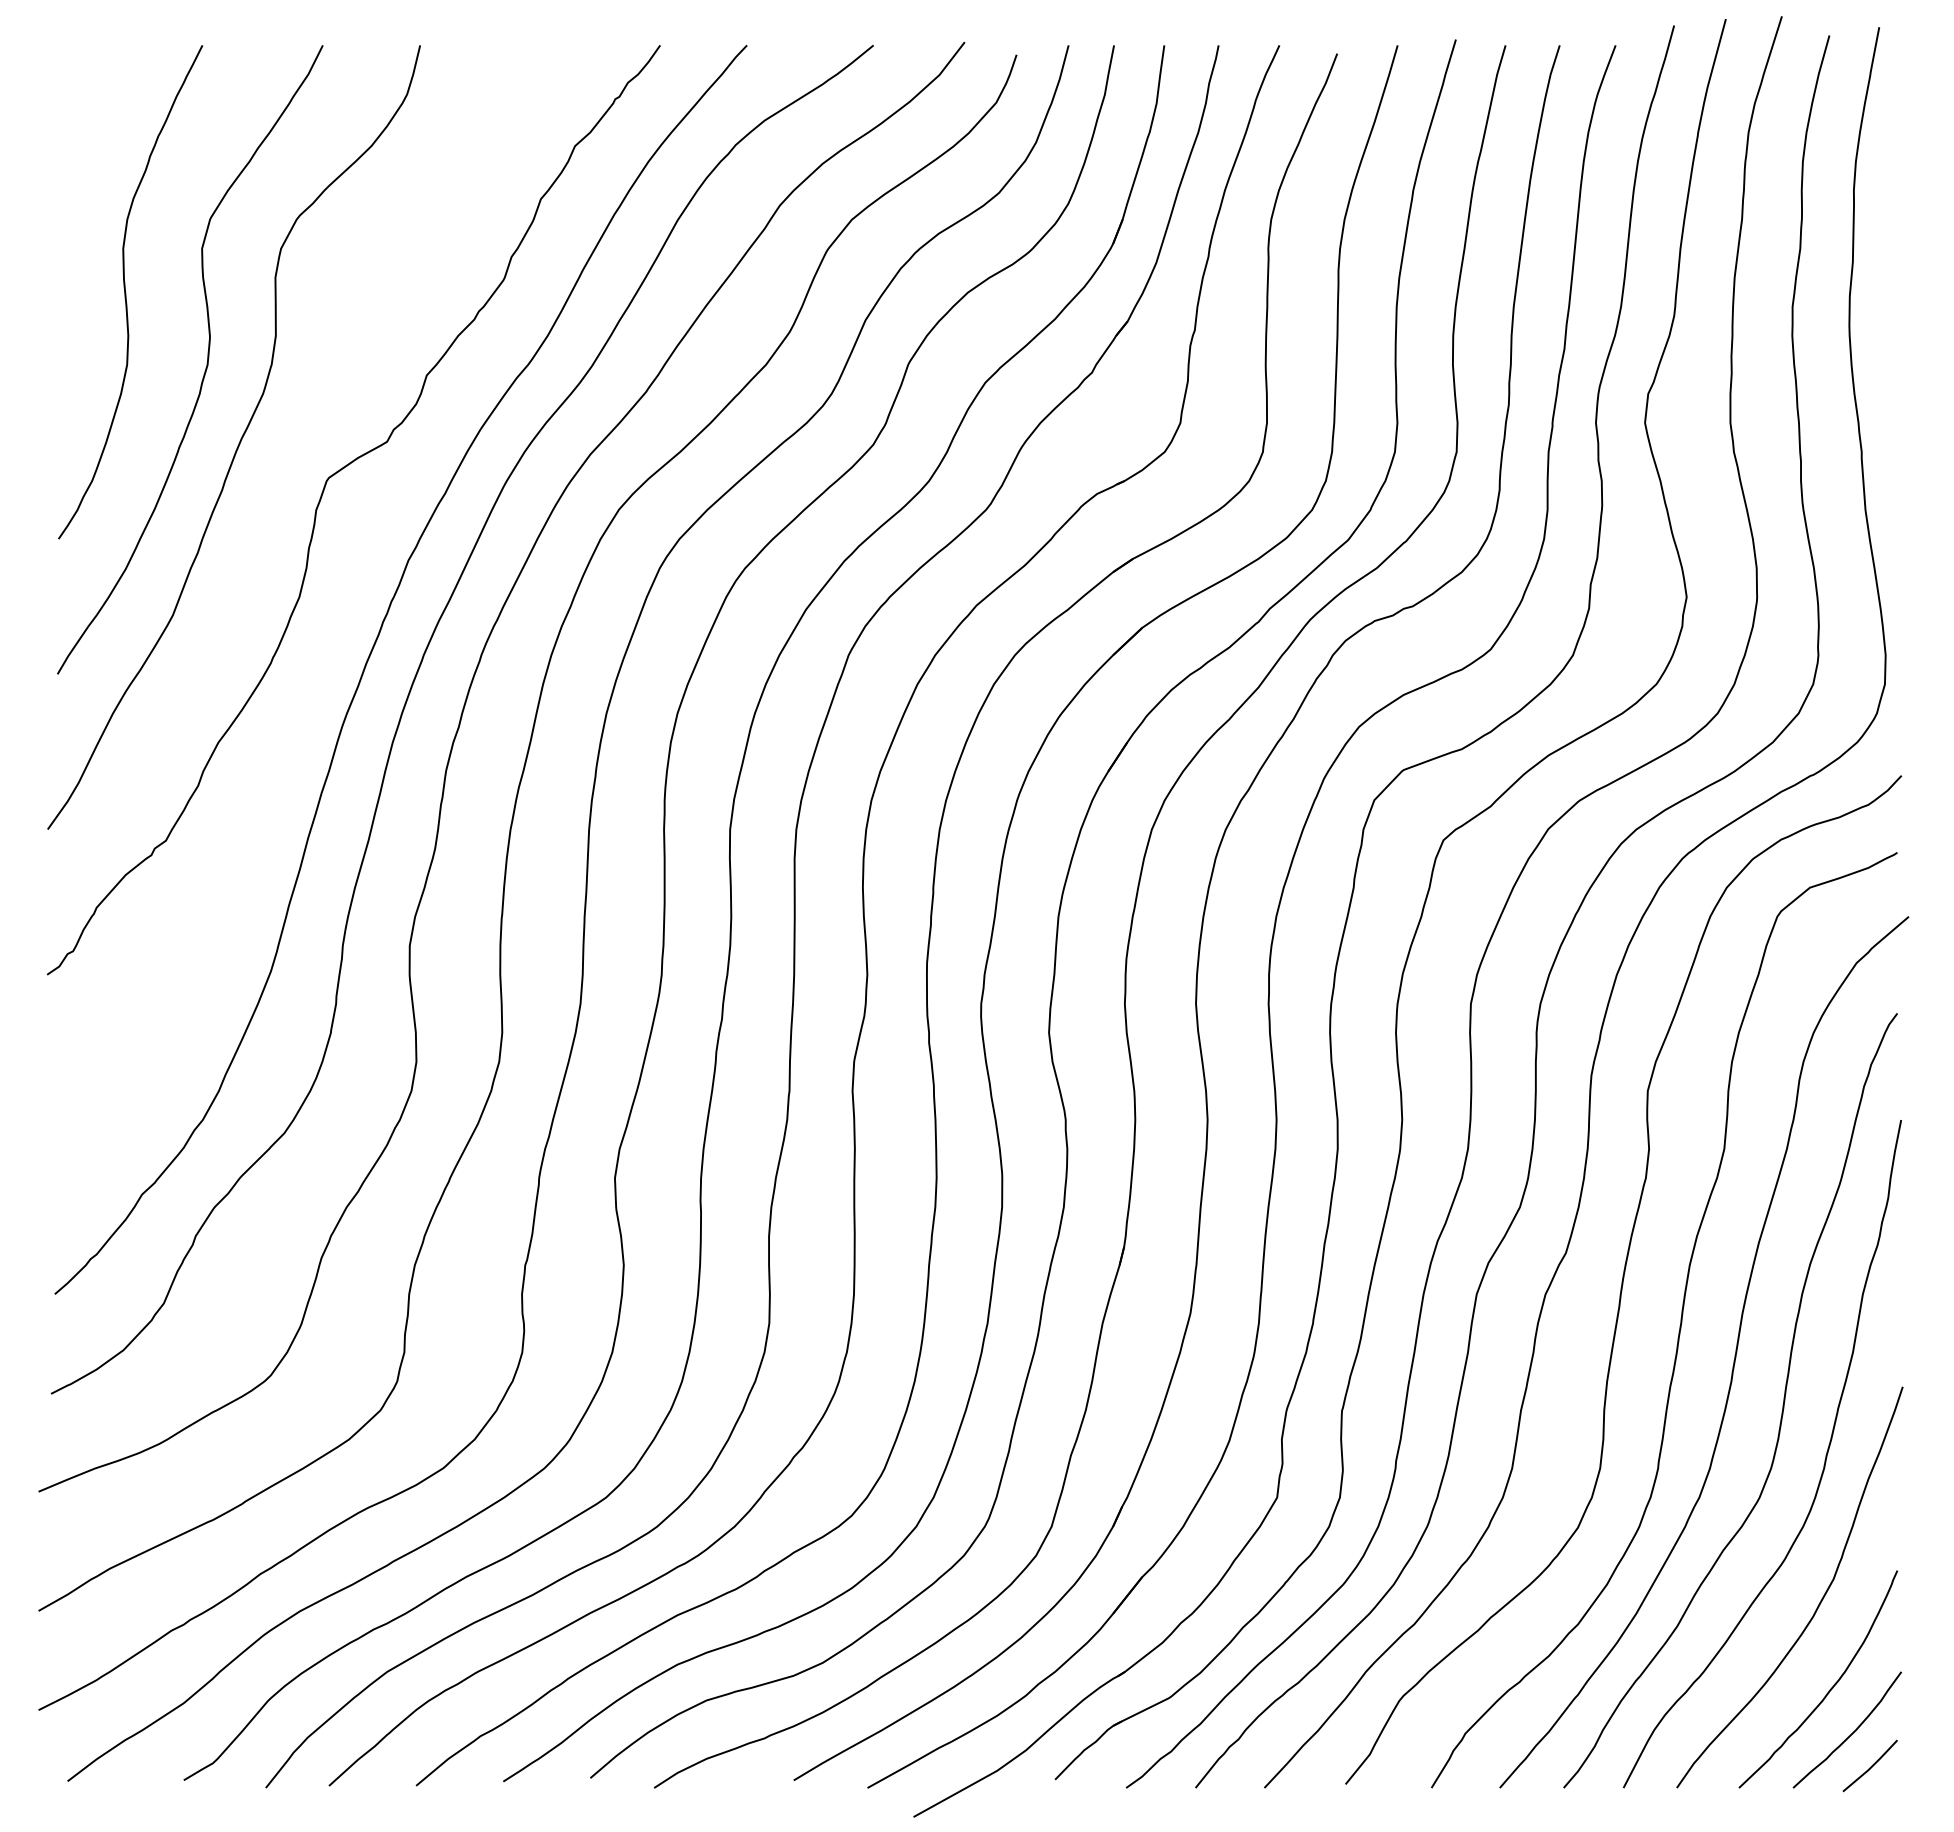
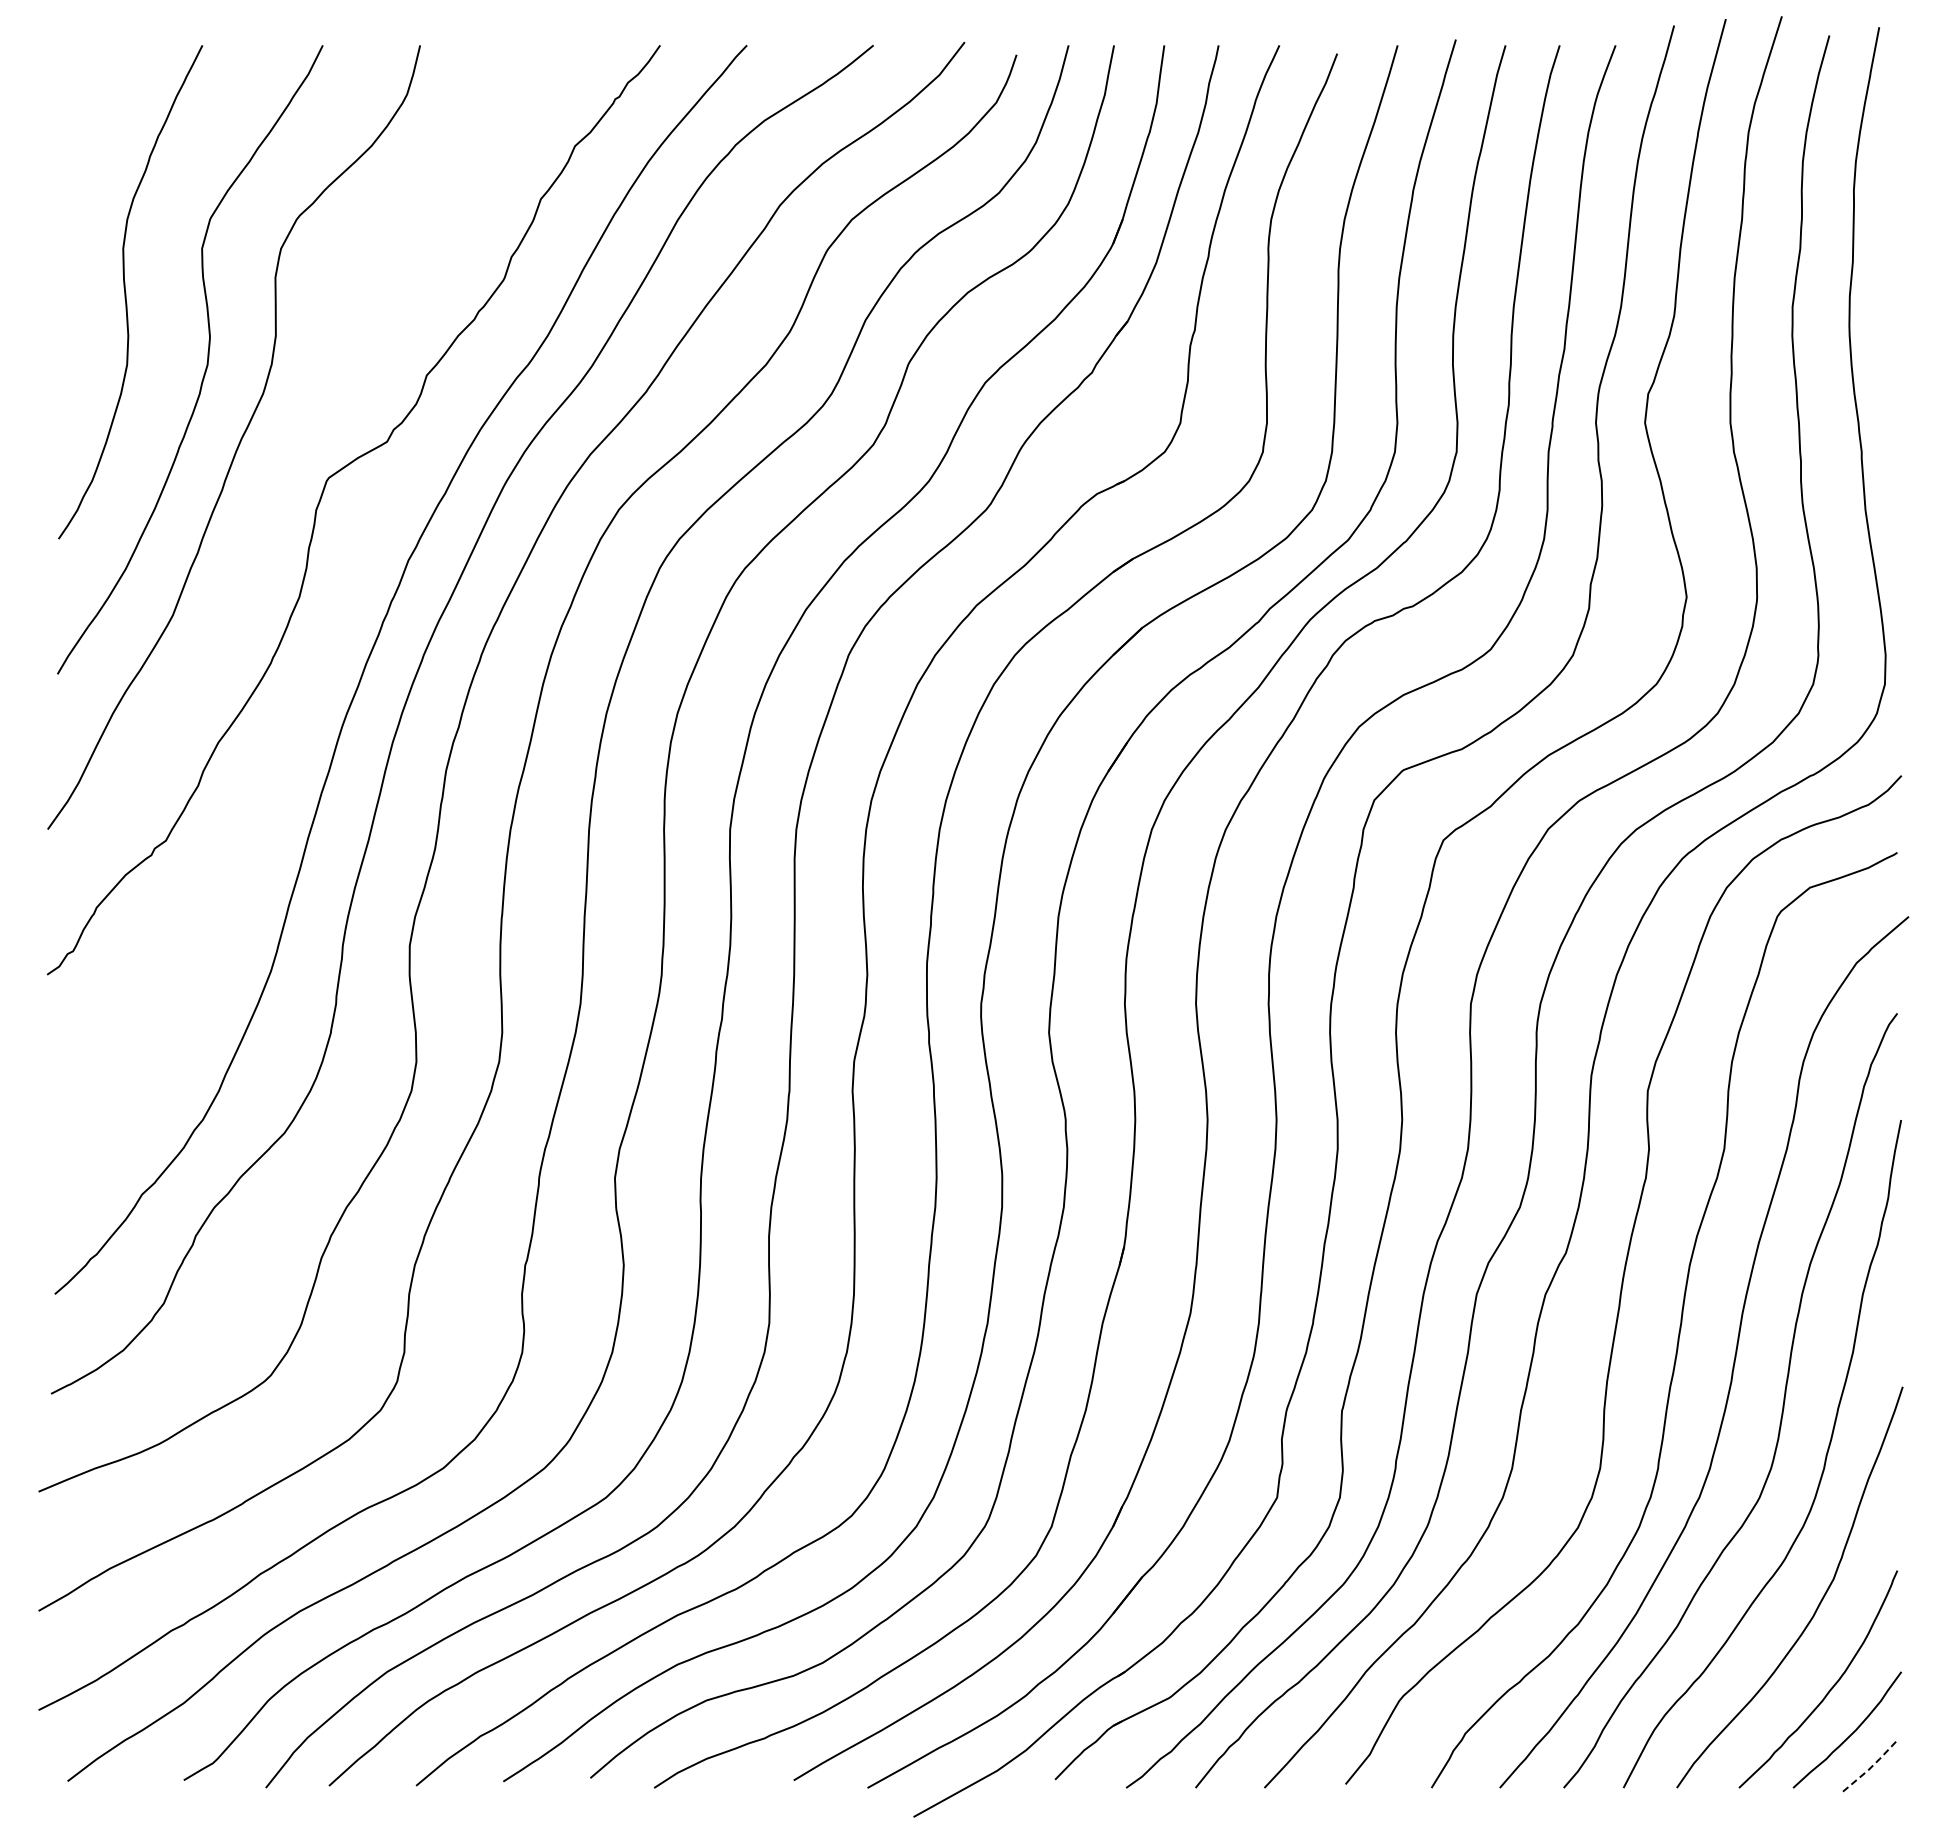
line: solid -> dashed (1871, 1767)
